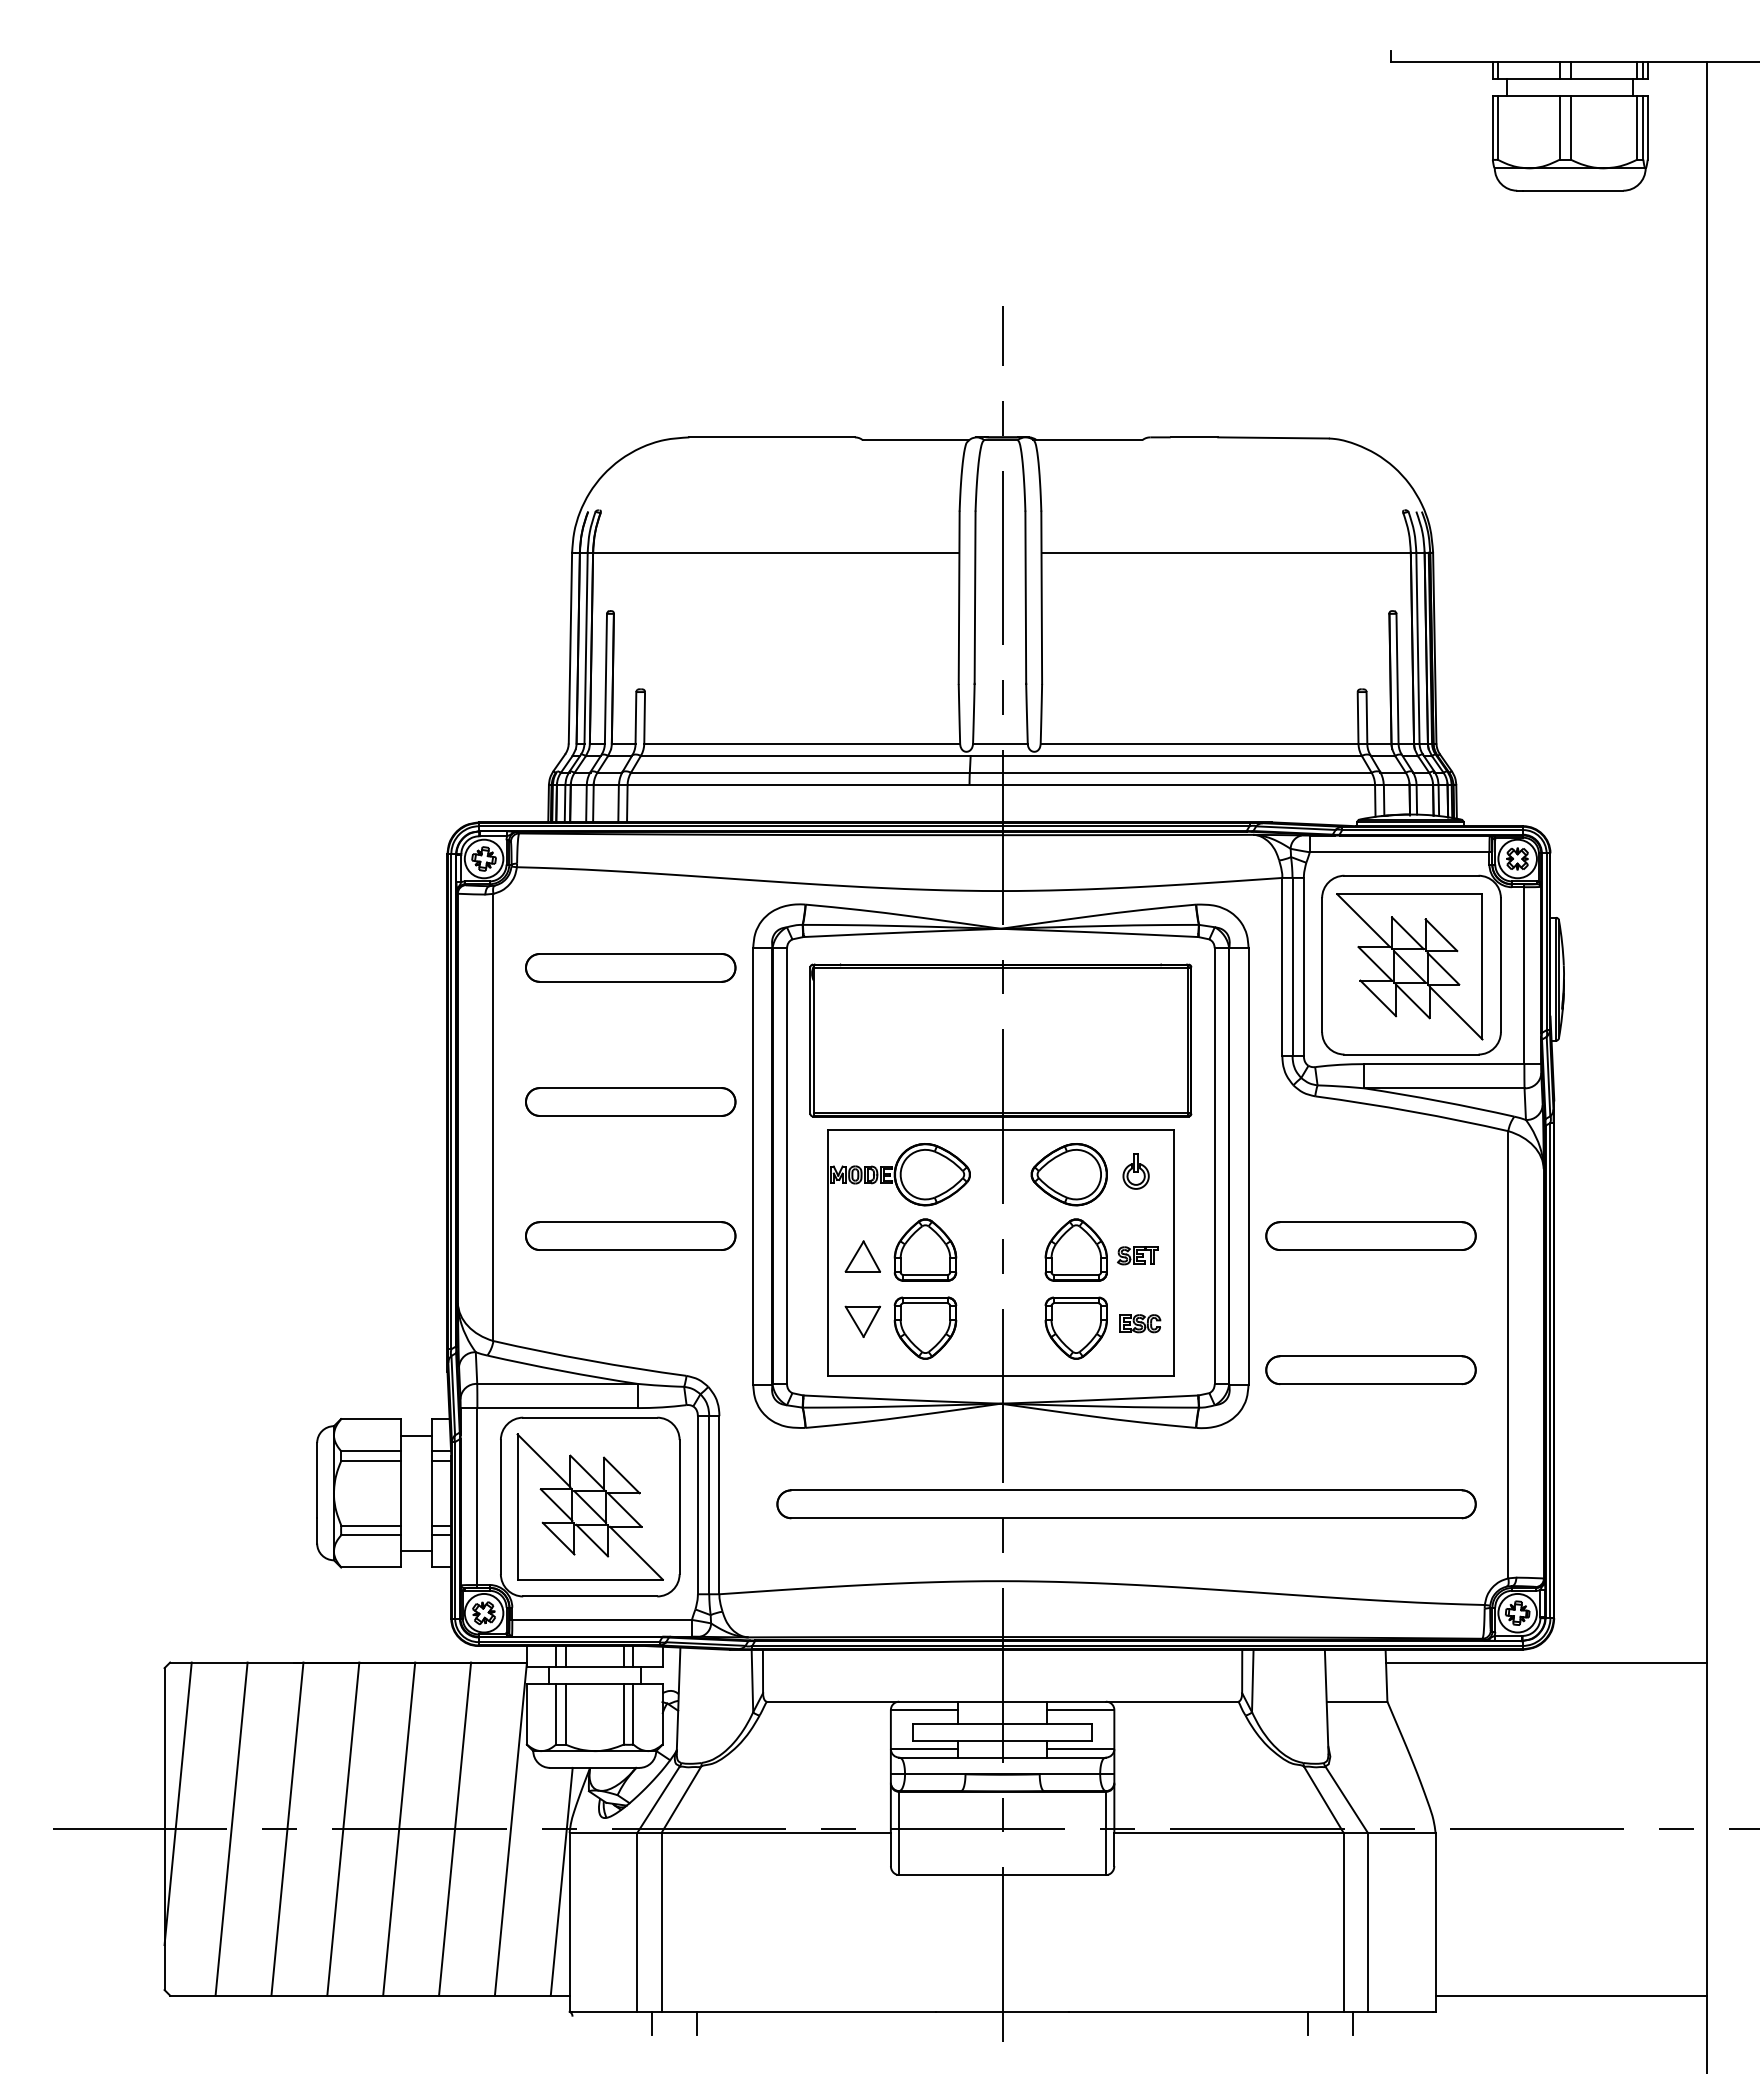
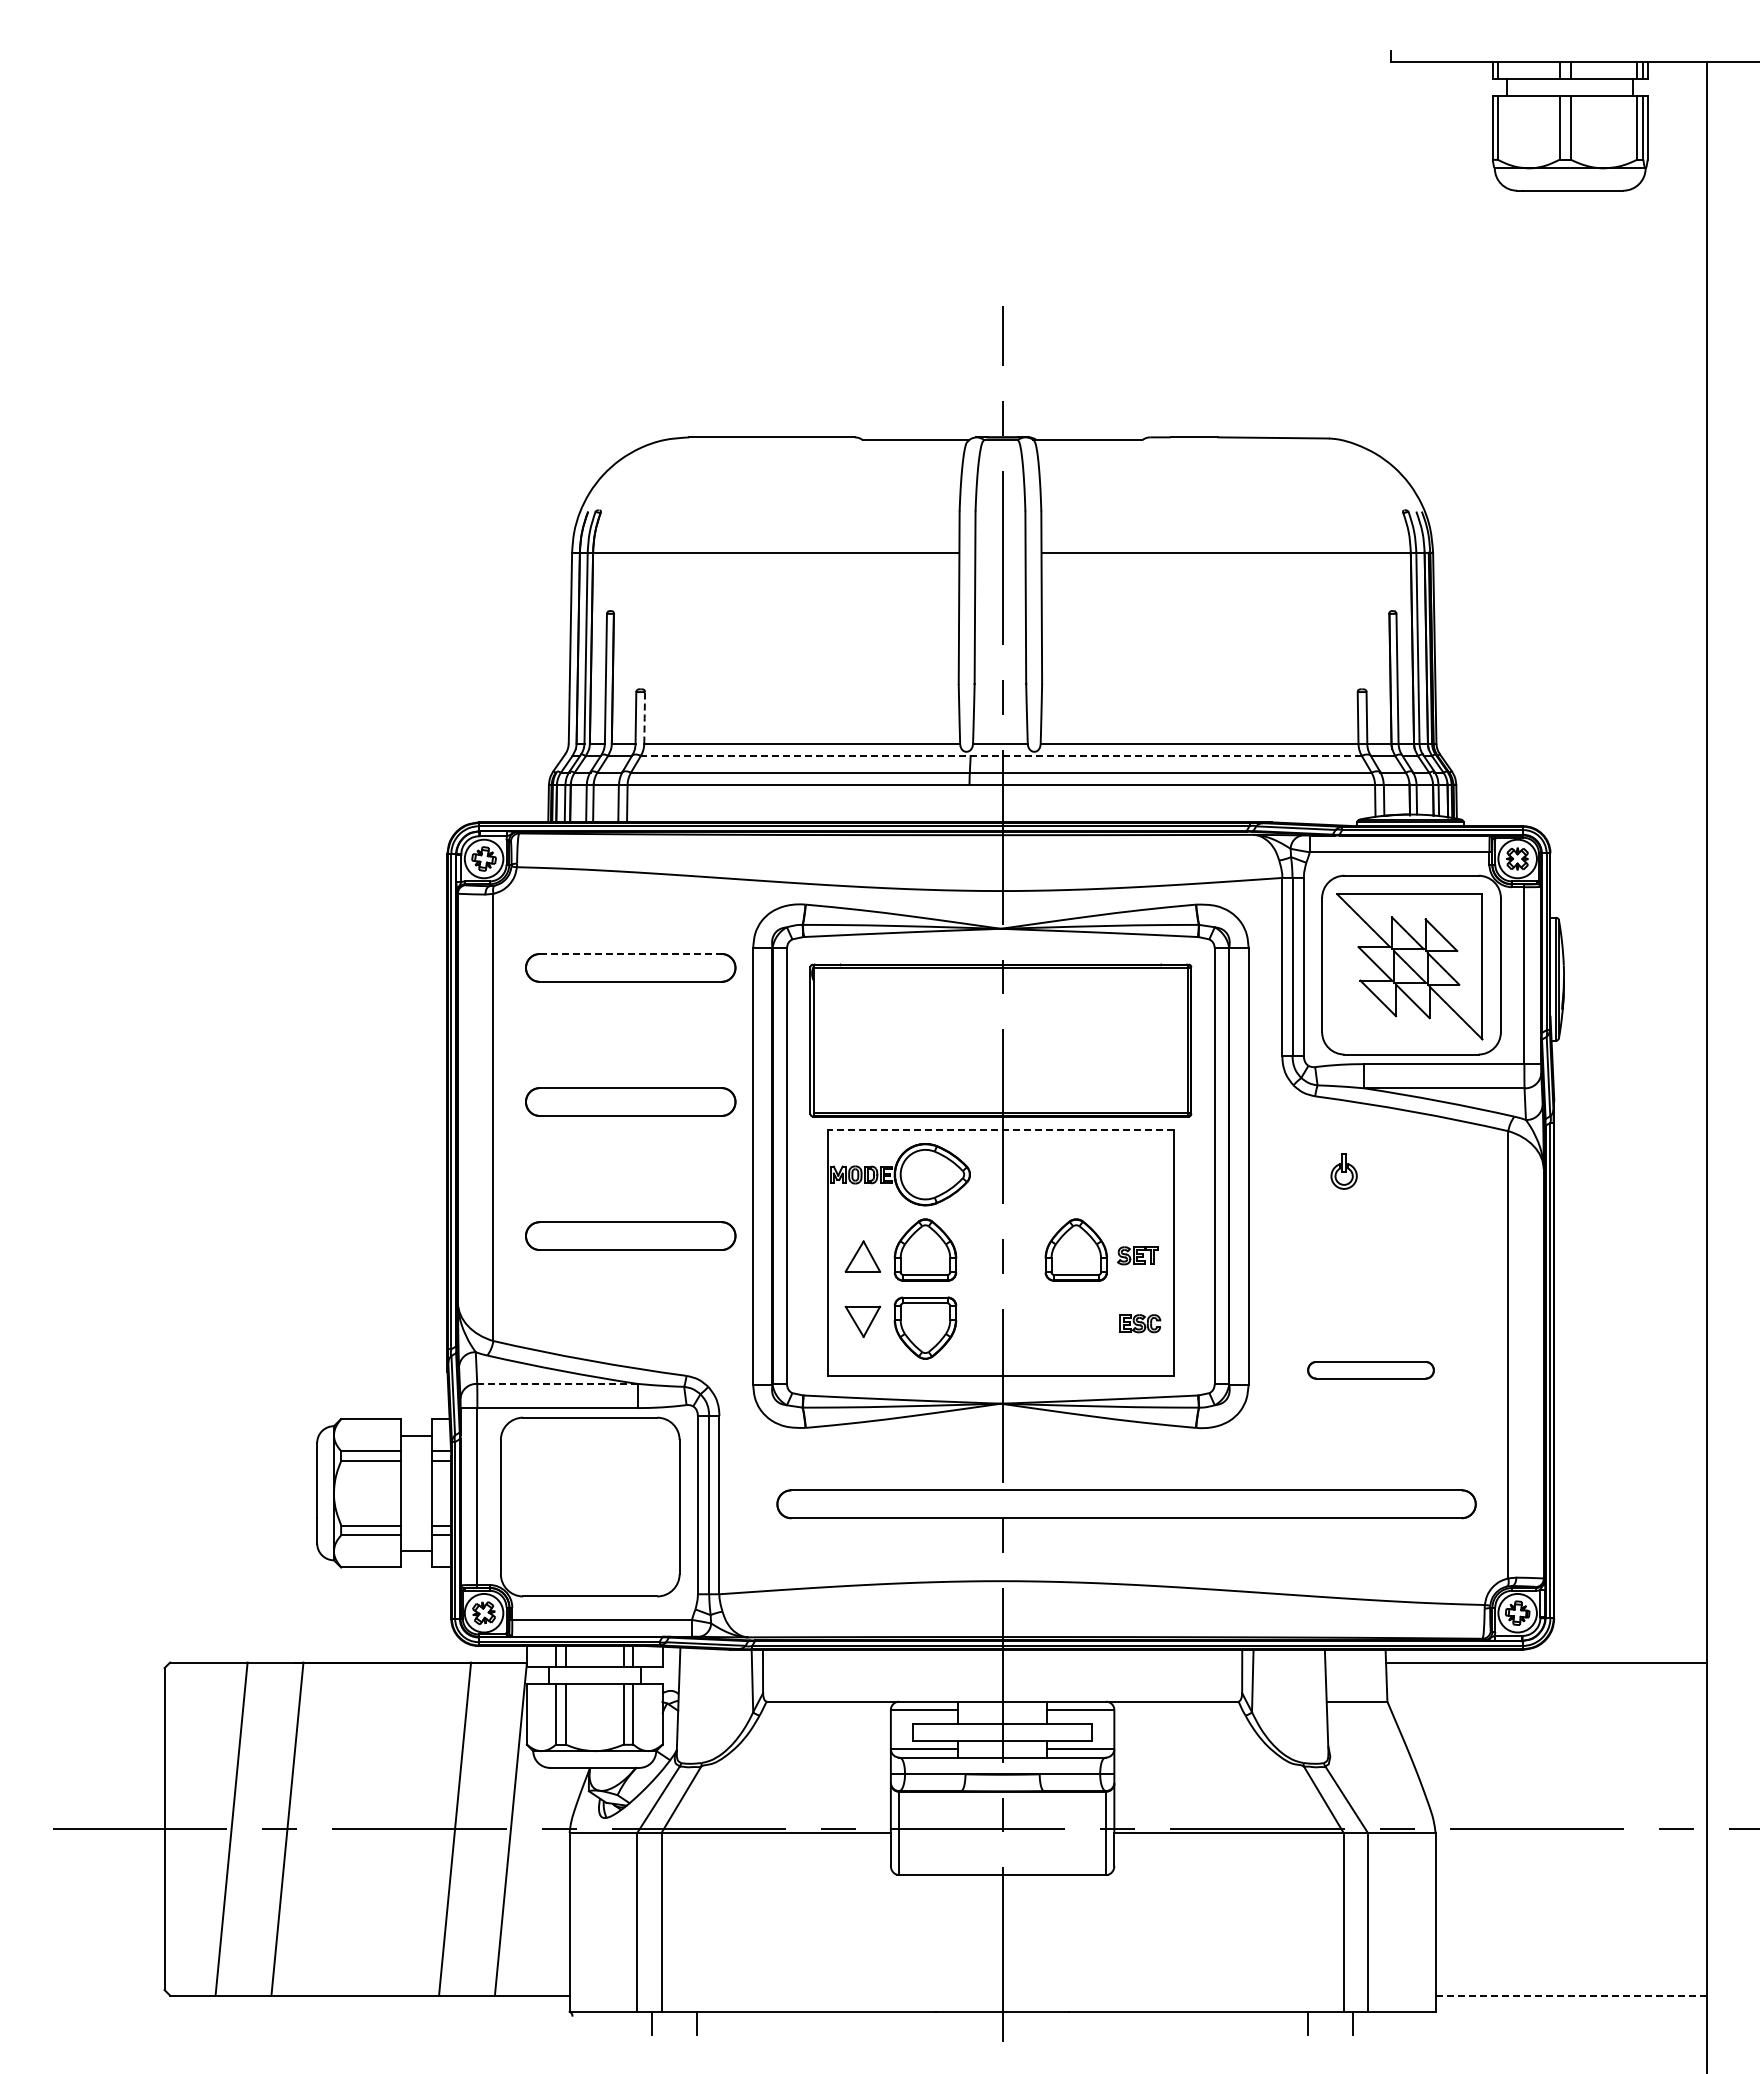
line: solid -> dashed (644, 718)
line: solid -> dashed (1000, 755)
line: solid -> dashed (630, 953)
line: solid -> dashed (1000, 1129)
part position: (1135, 1171) -> (1343, 1171) (1343, 1171)
part: present -> none (1068, 1174)
part: present -> none (1370, 1235)
part: present -> none (1075, 1327)
part size: 212x31 px -> 128x19 px (1370, 1370)
line: solid -> dashed (557, 1383)
part: present -> none (589, 1506)
line: present -> none (177, 1803)
line: present -> none (343, 1828)
line: present -> none (399, 1828)
line: present -> none (561, 1881)
line: solid -> dashed (1571, 1995)
